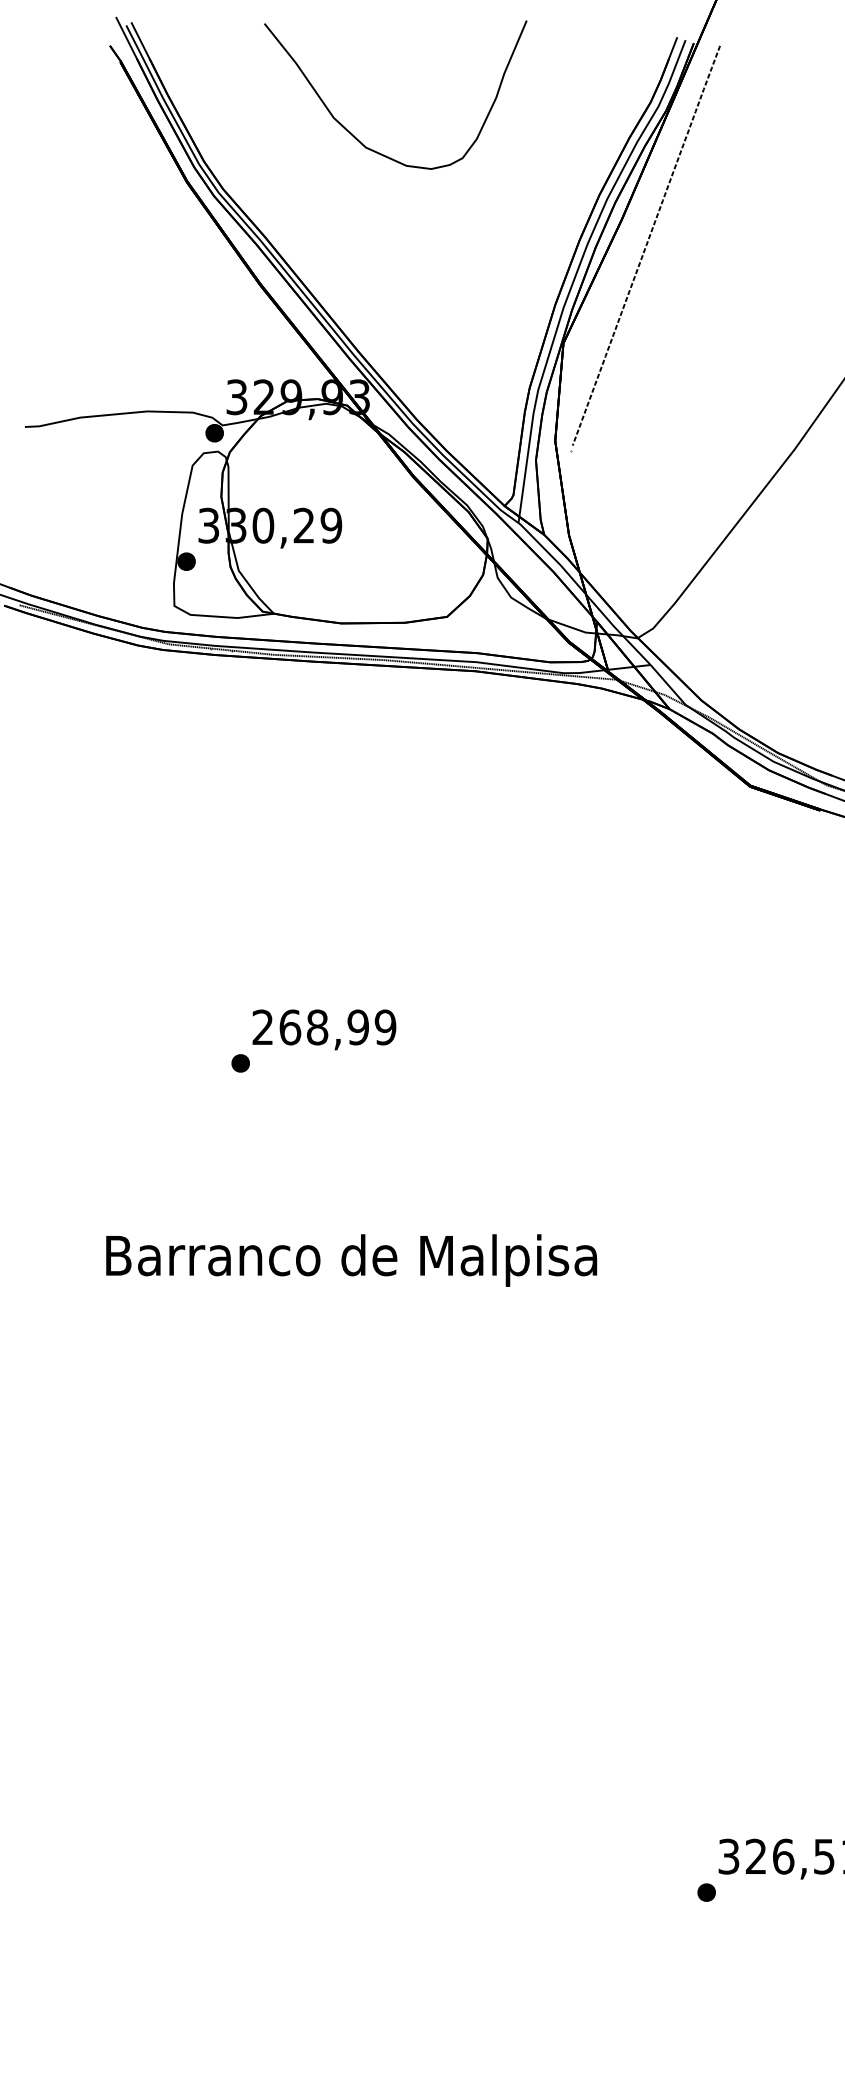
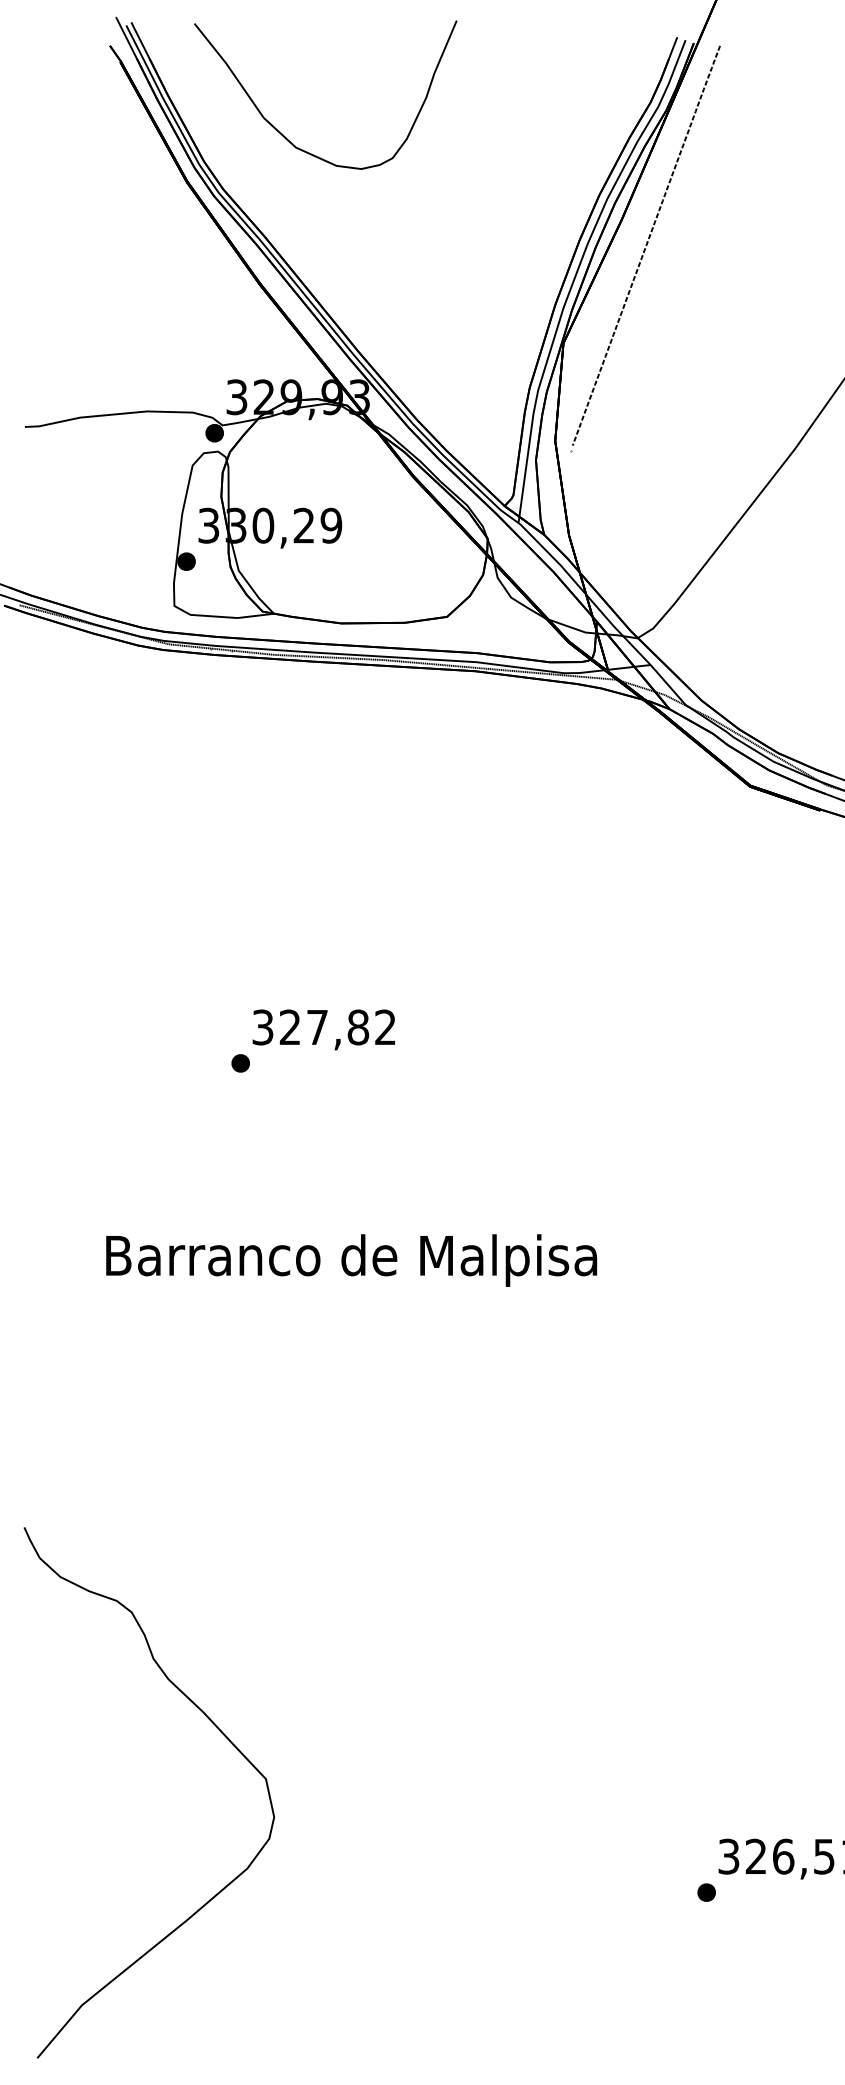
part position: (354, 135) -> (284, 135) (284, 135)
text: 268,99 -> 327,82 (324, 1027)
curve: none -> present (219, 1731)
